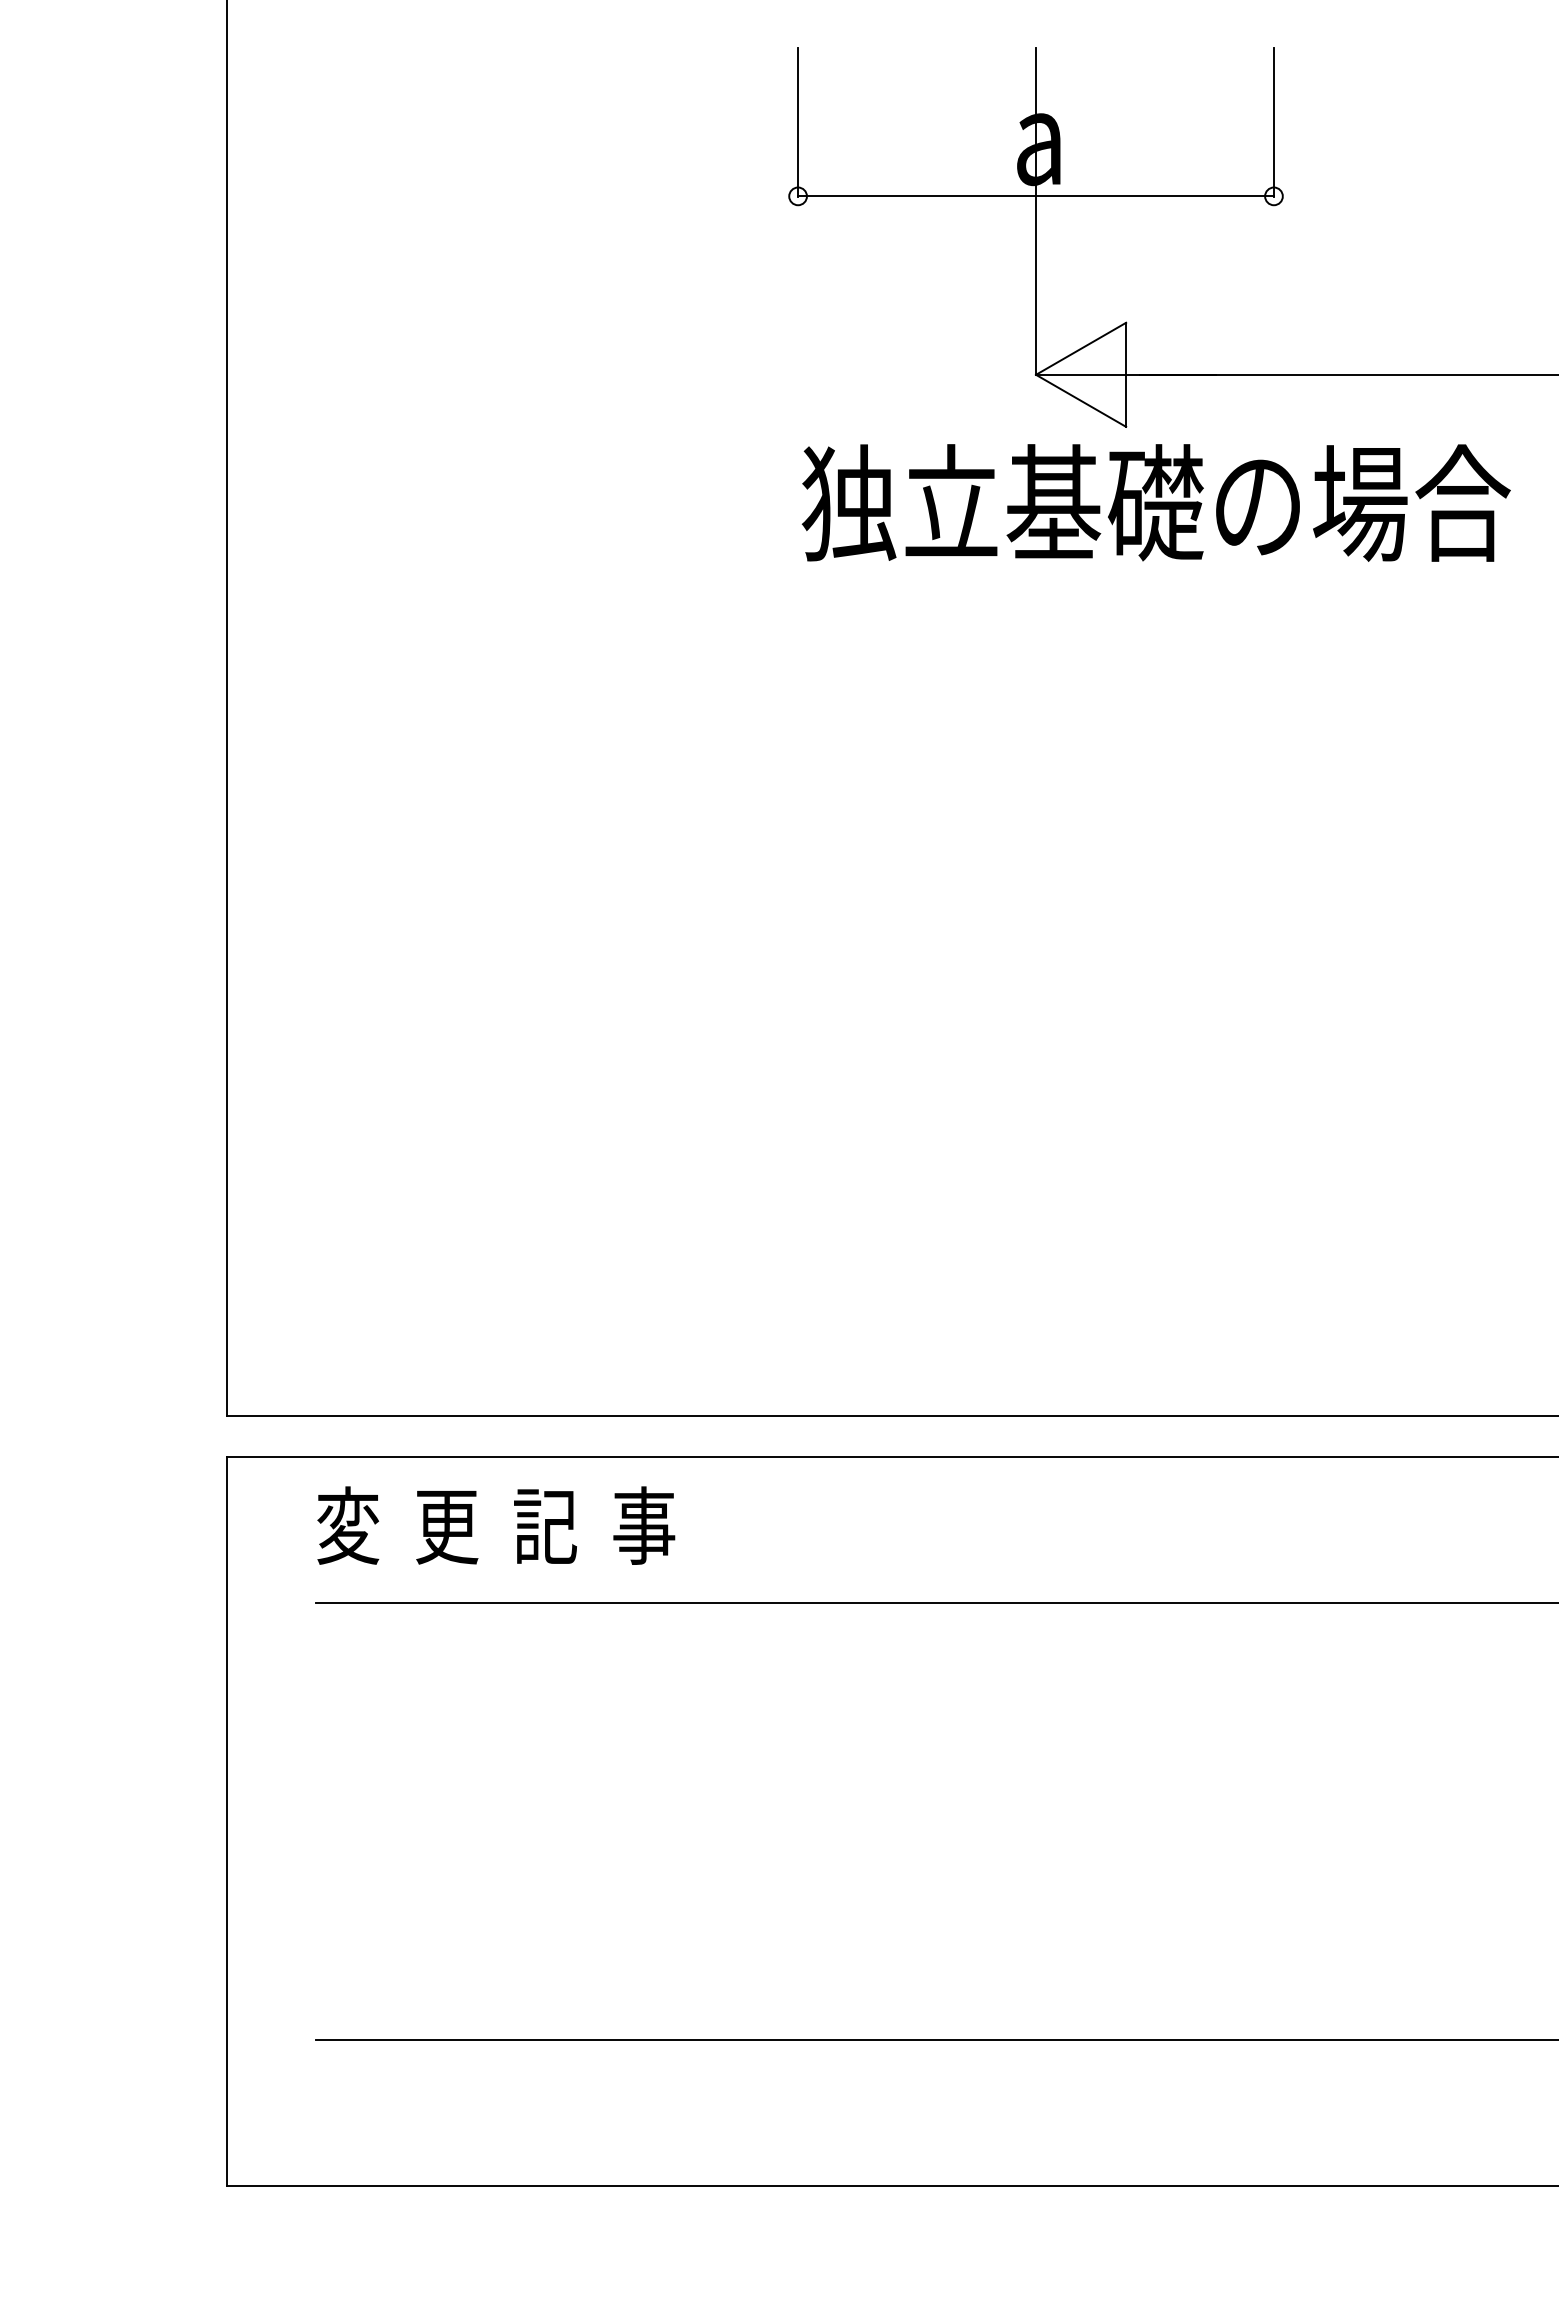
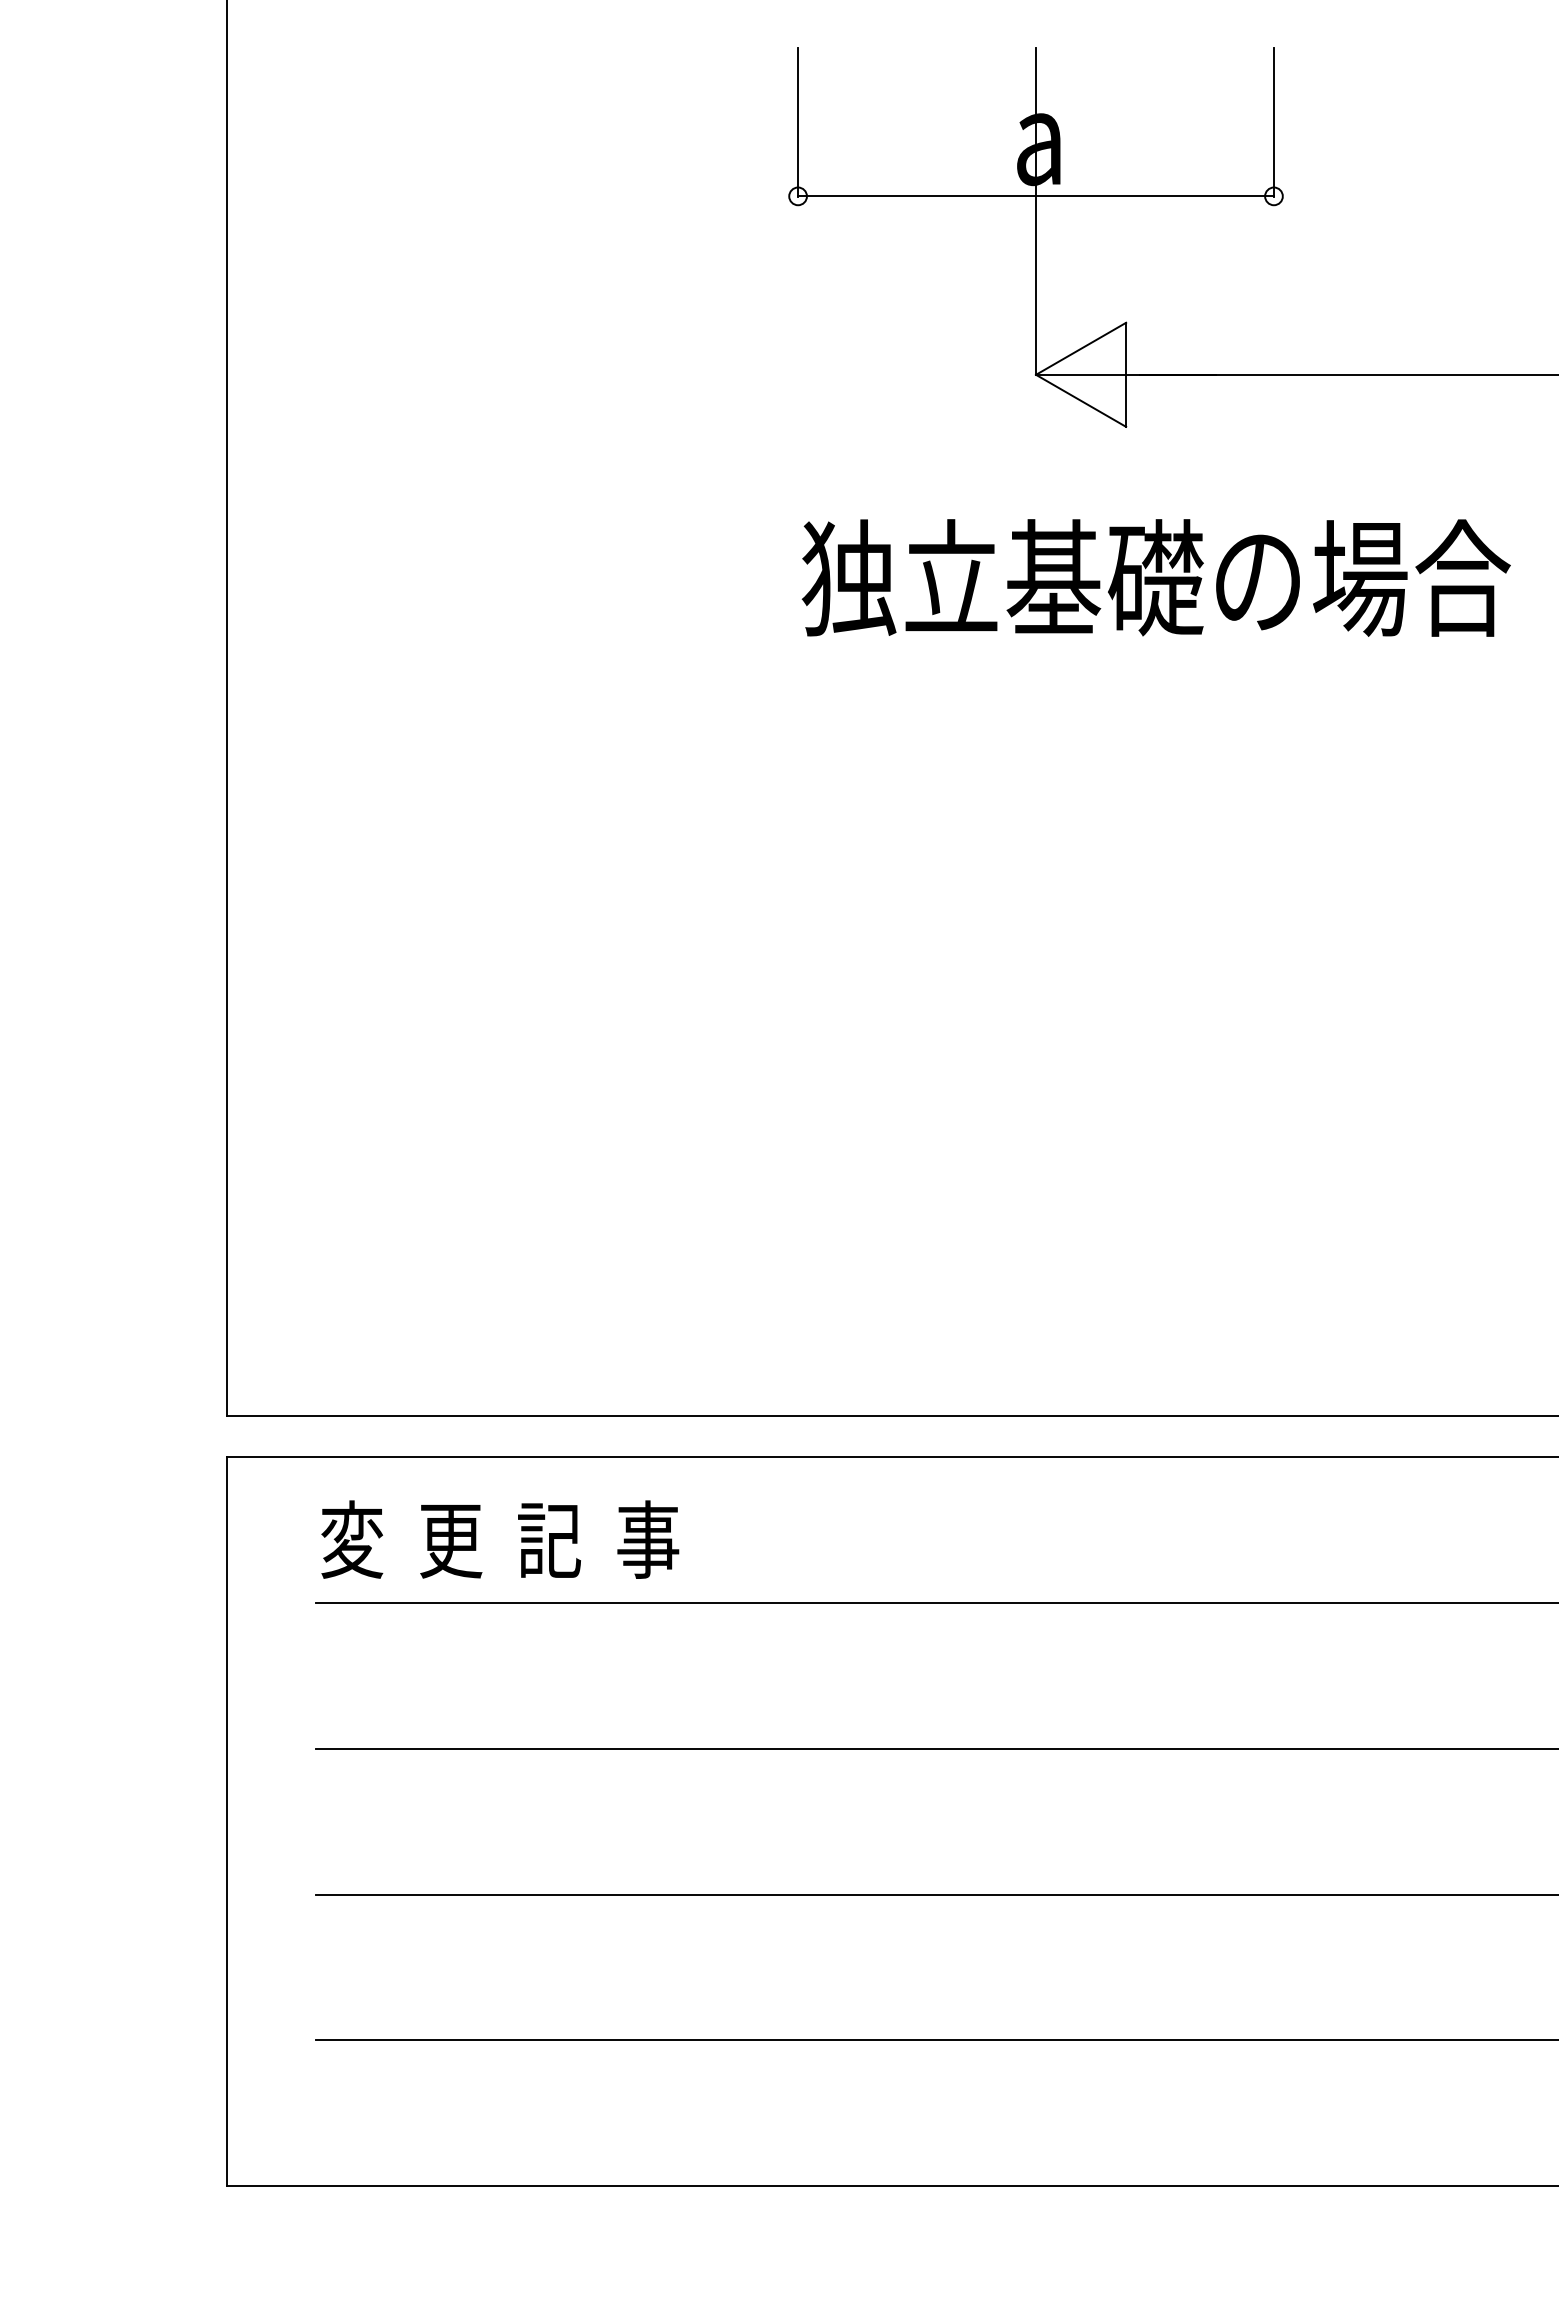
text position: (1155, 502) -> (1155, 577) (1155, 577)
text position: (496, 1525) -> (500, 1539) (500, 1539)
line: none -> present (935, 1748)
line: none -> present (935, 1894)
